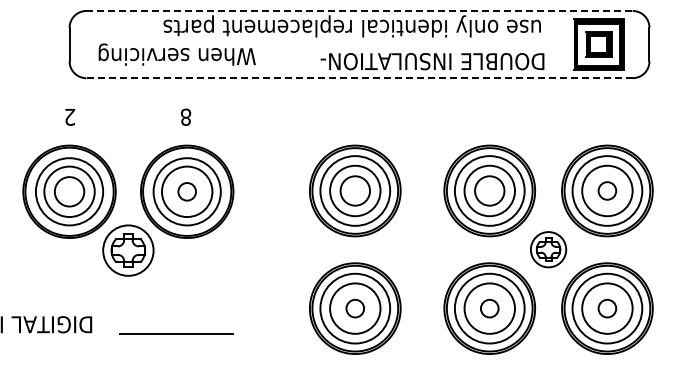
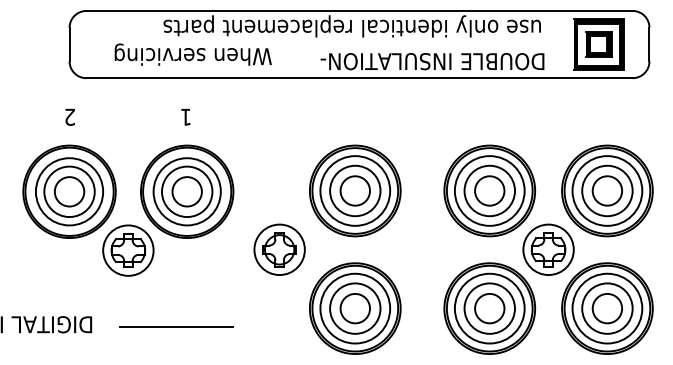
line: dashed -> solid (360, 10)
text position: (176, 54) -> (192, 54) (192, 54)
line: dashed -> solid (359, 78)
text: 8 -> 1 (185, 116)
circle diameter: 18 px -> 29 px (607, 190)
circle diameter: 18 px -> 29 px (186, 191)
part: none -> present (279, 249)
part size: 38x38 px -> 53x53 px (548, 249)
circle diameter: 18 px -> 29 px (355, 308)
circle diameter: 18 px -> 29 px (489, 308)
circle diameter: 18 px -> 29 px (607, 308)
line position: (176, 333) -> (176, 326) (176, 326)
